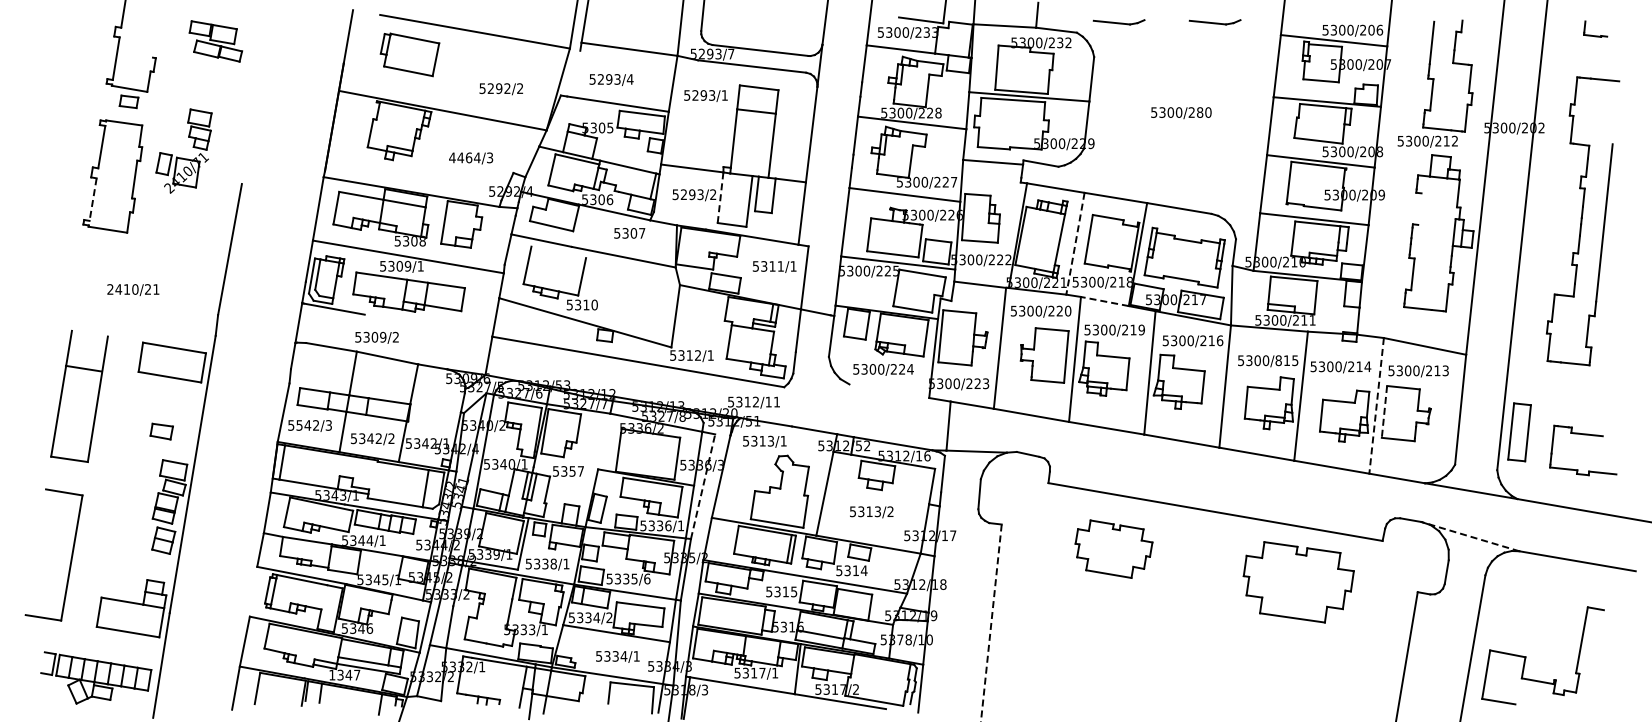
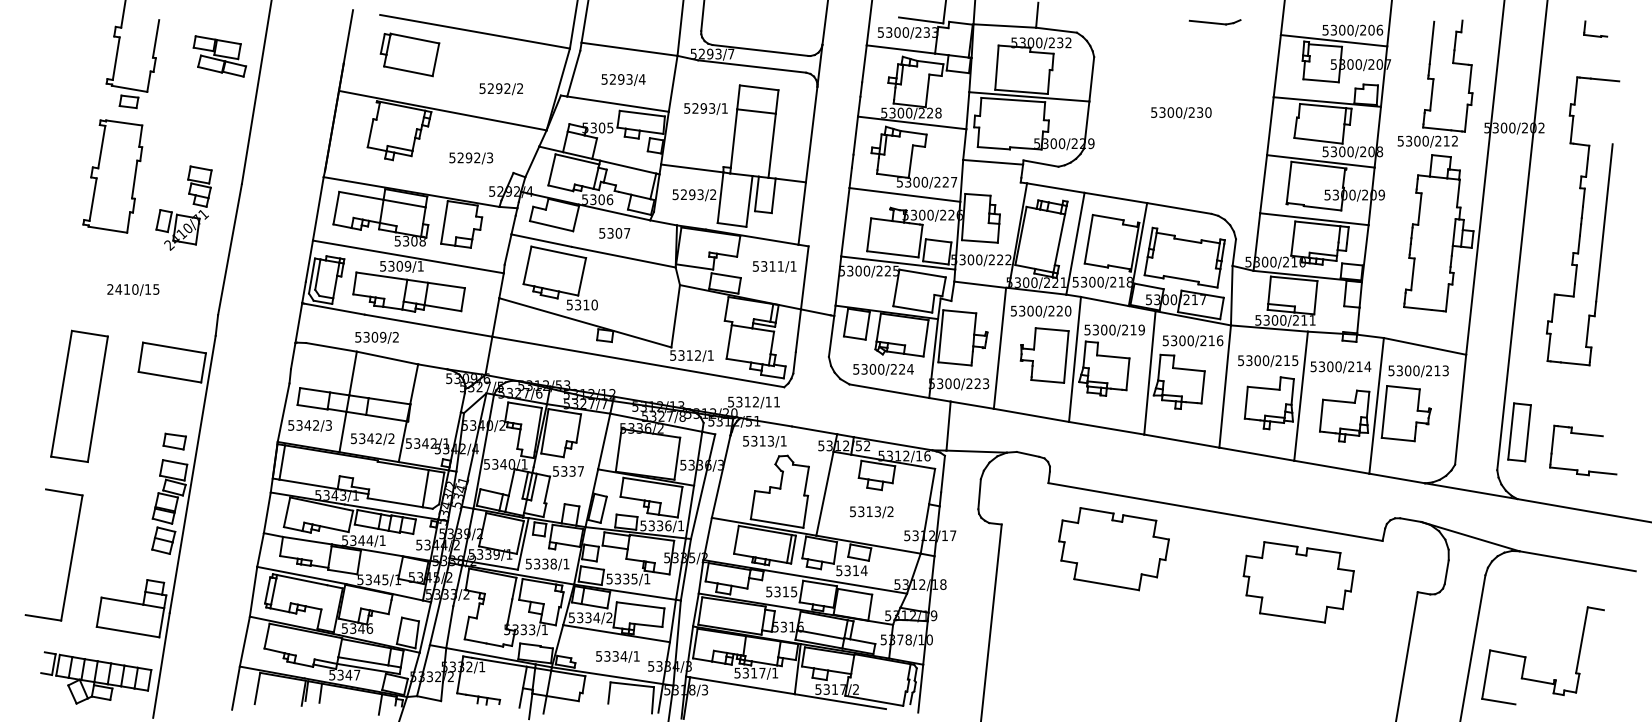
part: present -> none (1118, 22)
line: none -> present (155, 38)
part position: (215, 41) -> (219, 56) (219, 56)
line: none -> present (573, 73)
text position: (611, 79) -> (623, 79) (623, 79)
line: none -> present (256, 93)
text position: (705, 95) -> (705, 108) (705, 108)
text: 5300/280 -> 5300/230 (1200, 112)
part position: (182, 157) -> (182, 214) (182, 214)
text: 4464/3 -> 5292/3 (464, 157)
line: dashed -> solid (720, 198)
line: dashed -> solid (93, 199)
line: none -> present (1419, 208)
text position: (629, 233) -> (614, 233) (614, 233)
line: dashed -> solid (1075, 243)
line: none -> present (558, 252)
text: 2410/21 -> 2410/15 (152, 289)
line: dashed -> solid (1104, 301)
line: none -> present (428, 325)
text: 5300/815 -> 5300/215 (1278, 360)
line position: (83, 368) -> (89, 333) (89, 333)
line: none -> present (889, 391)
line: dashed -> solid (1376, 406)
line: dashed -> solid (1384, 412)
text: 5542/3 -> 5342/3 (299, 424)
part position: (161, 431) -> (174, 441) (174, 441)
line: none -> present (604, 441)
text: 5357 -> 5337 (572, 470)
line: dashed -> solid (703, 486)
line: dashed -> solid (1469, 536)
part size: 80x60 px -> 112x85 px (1113, 549)
text: 5335/6 -> 5335/1 (647, 578)
line: none -> present (253, 591)
line: dashed -> solid (991, 622)
text: 1347 -> 5347 (332, 674)
